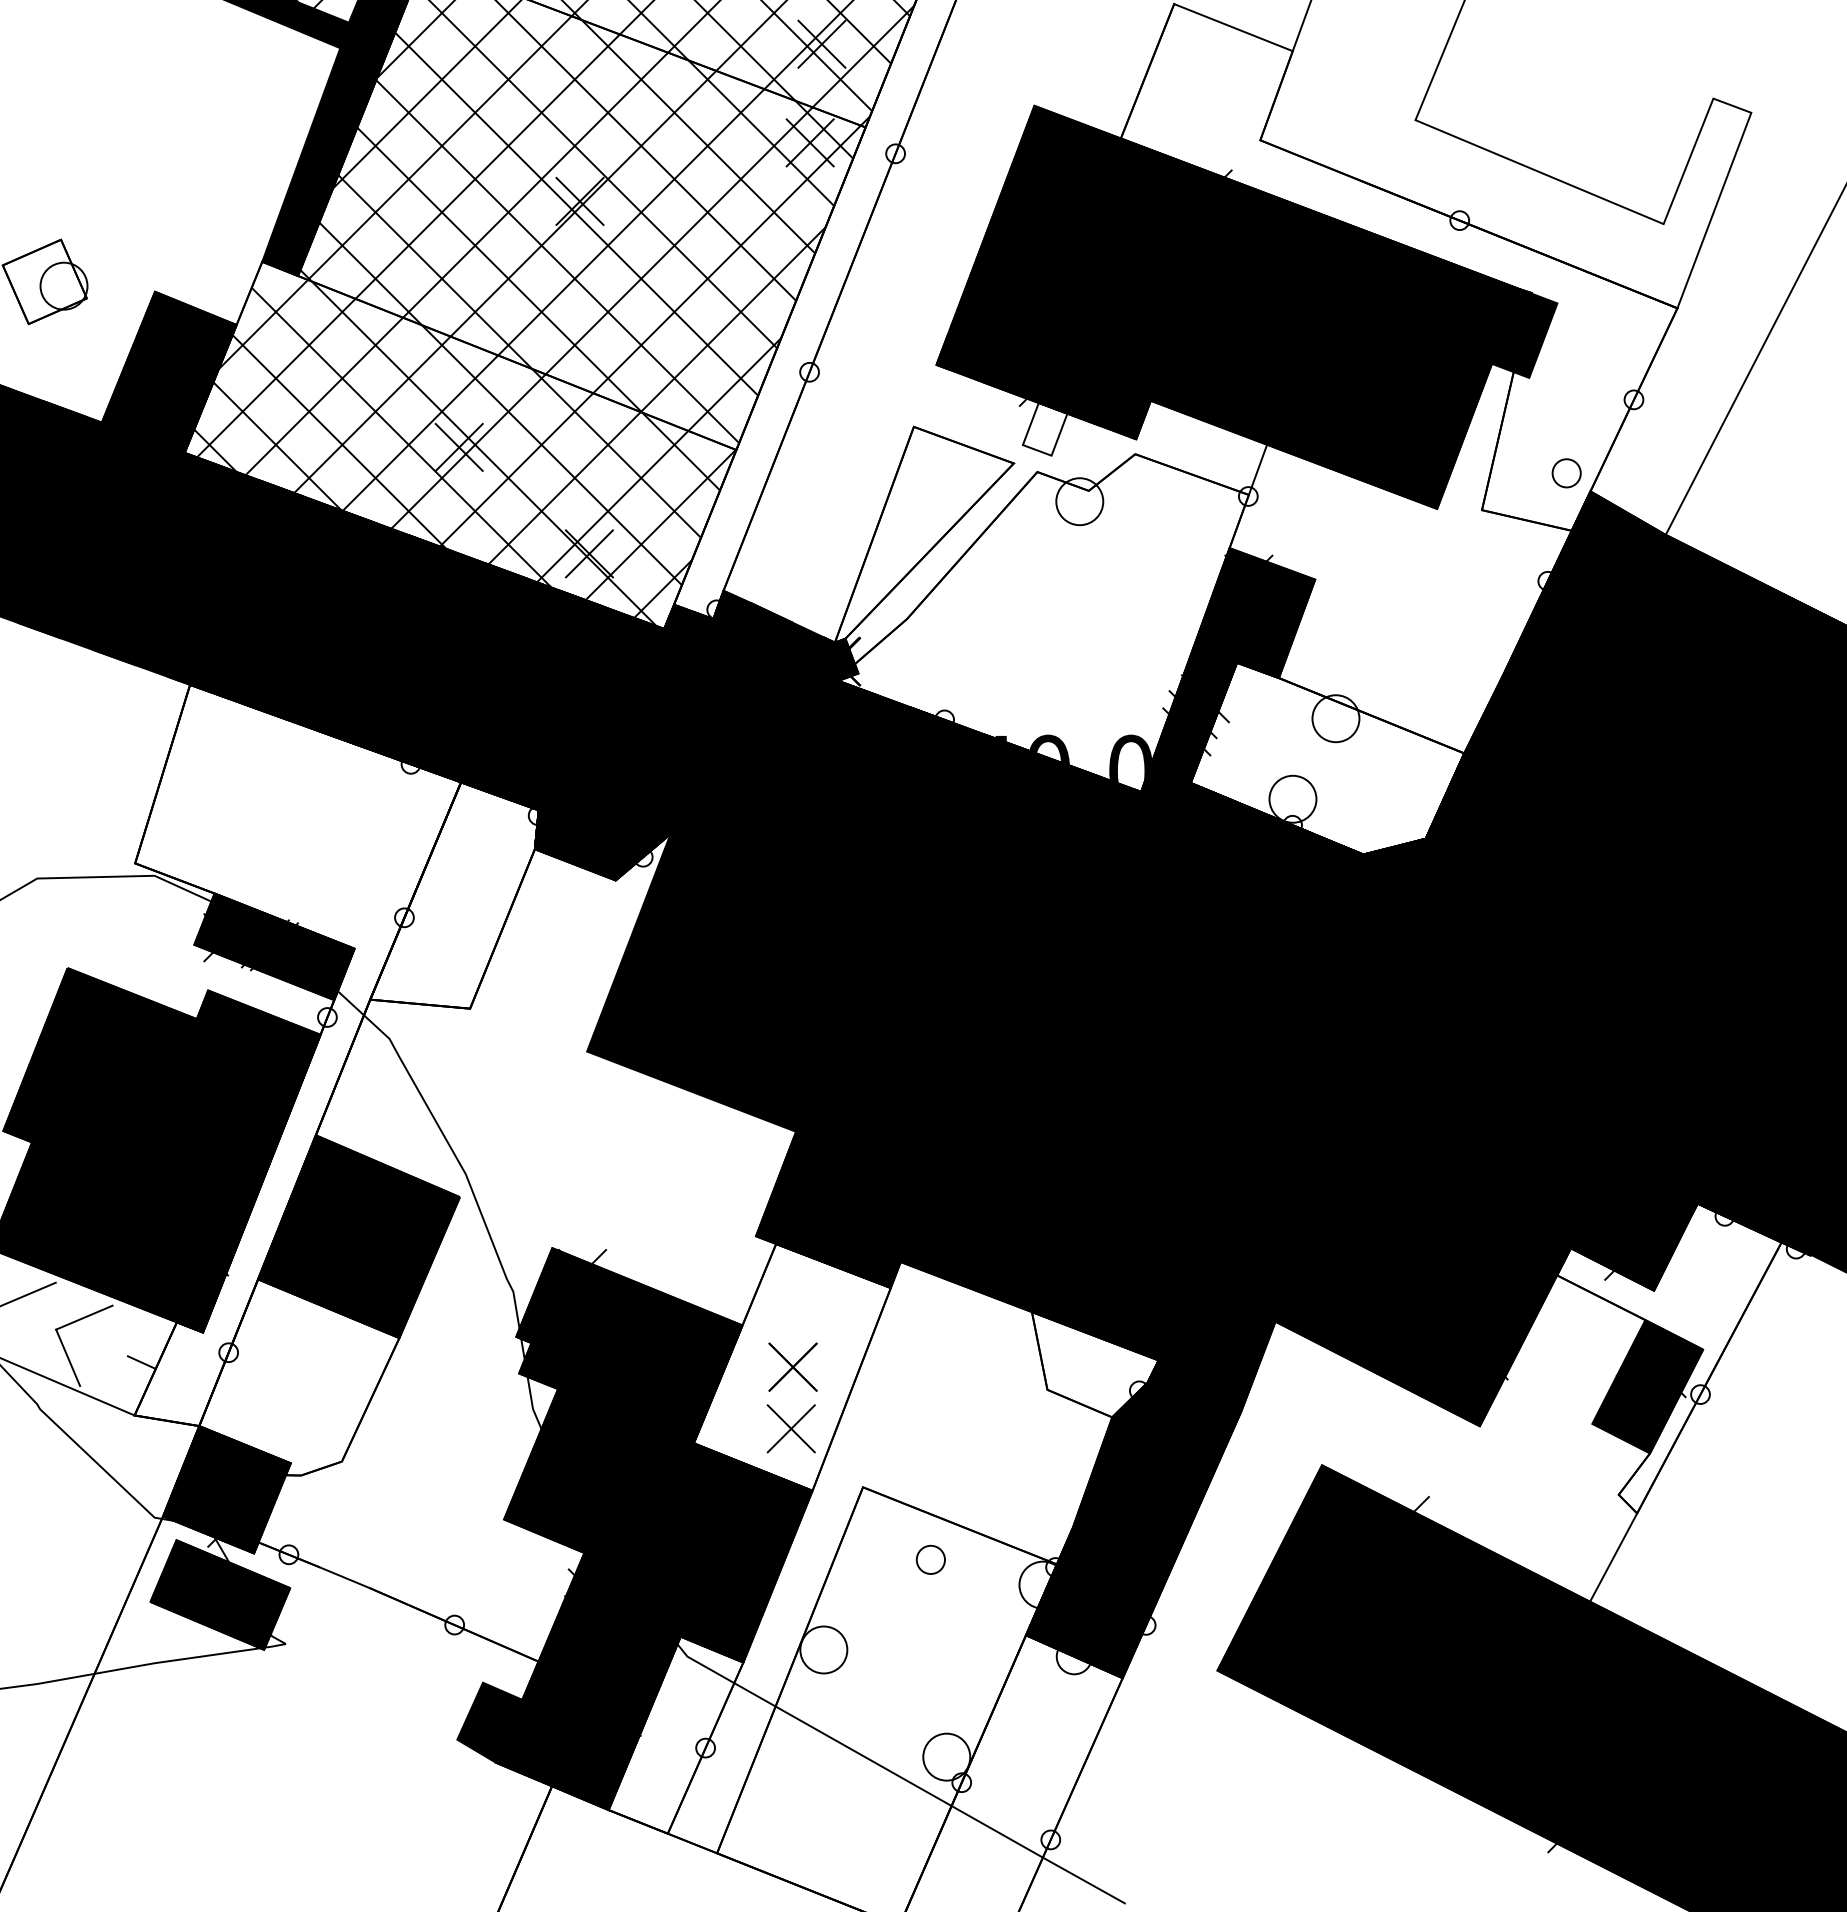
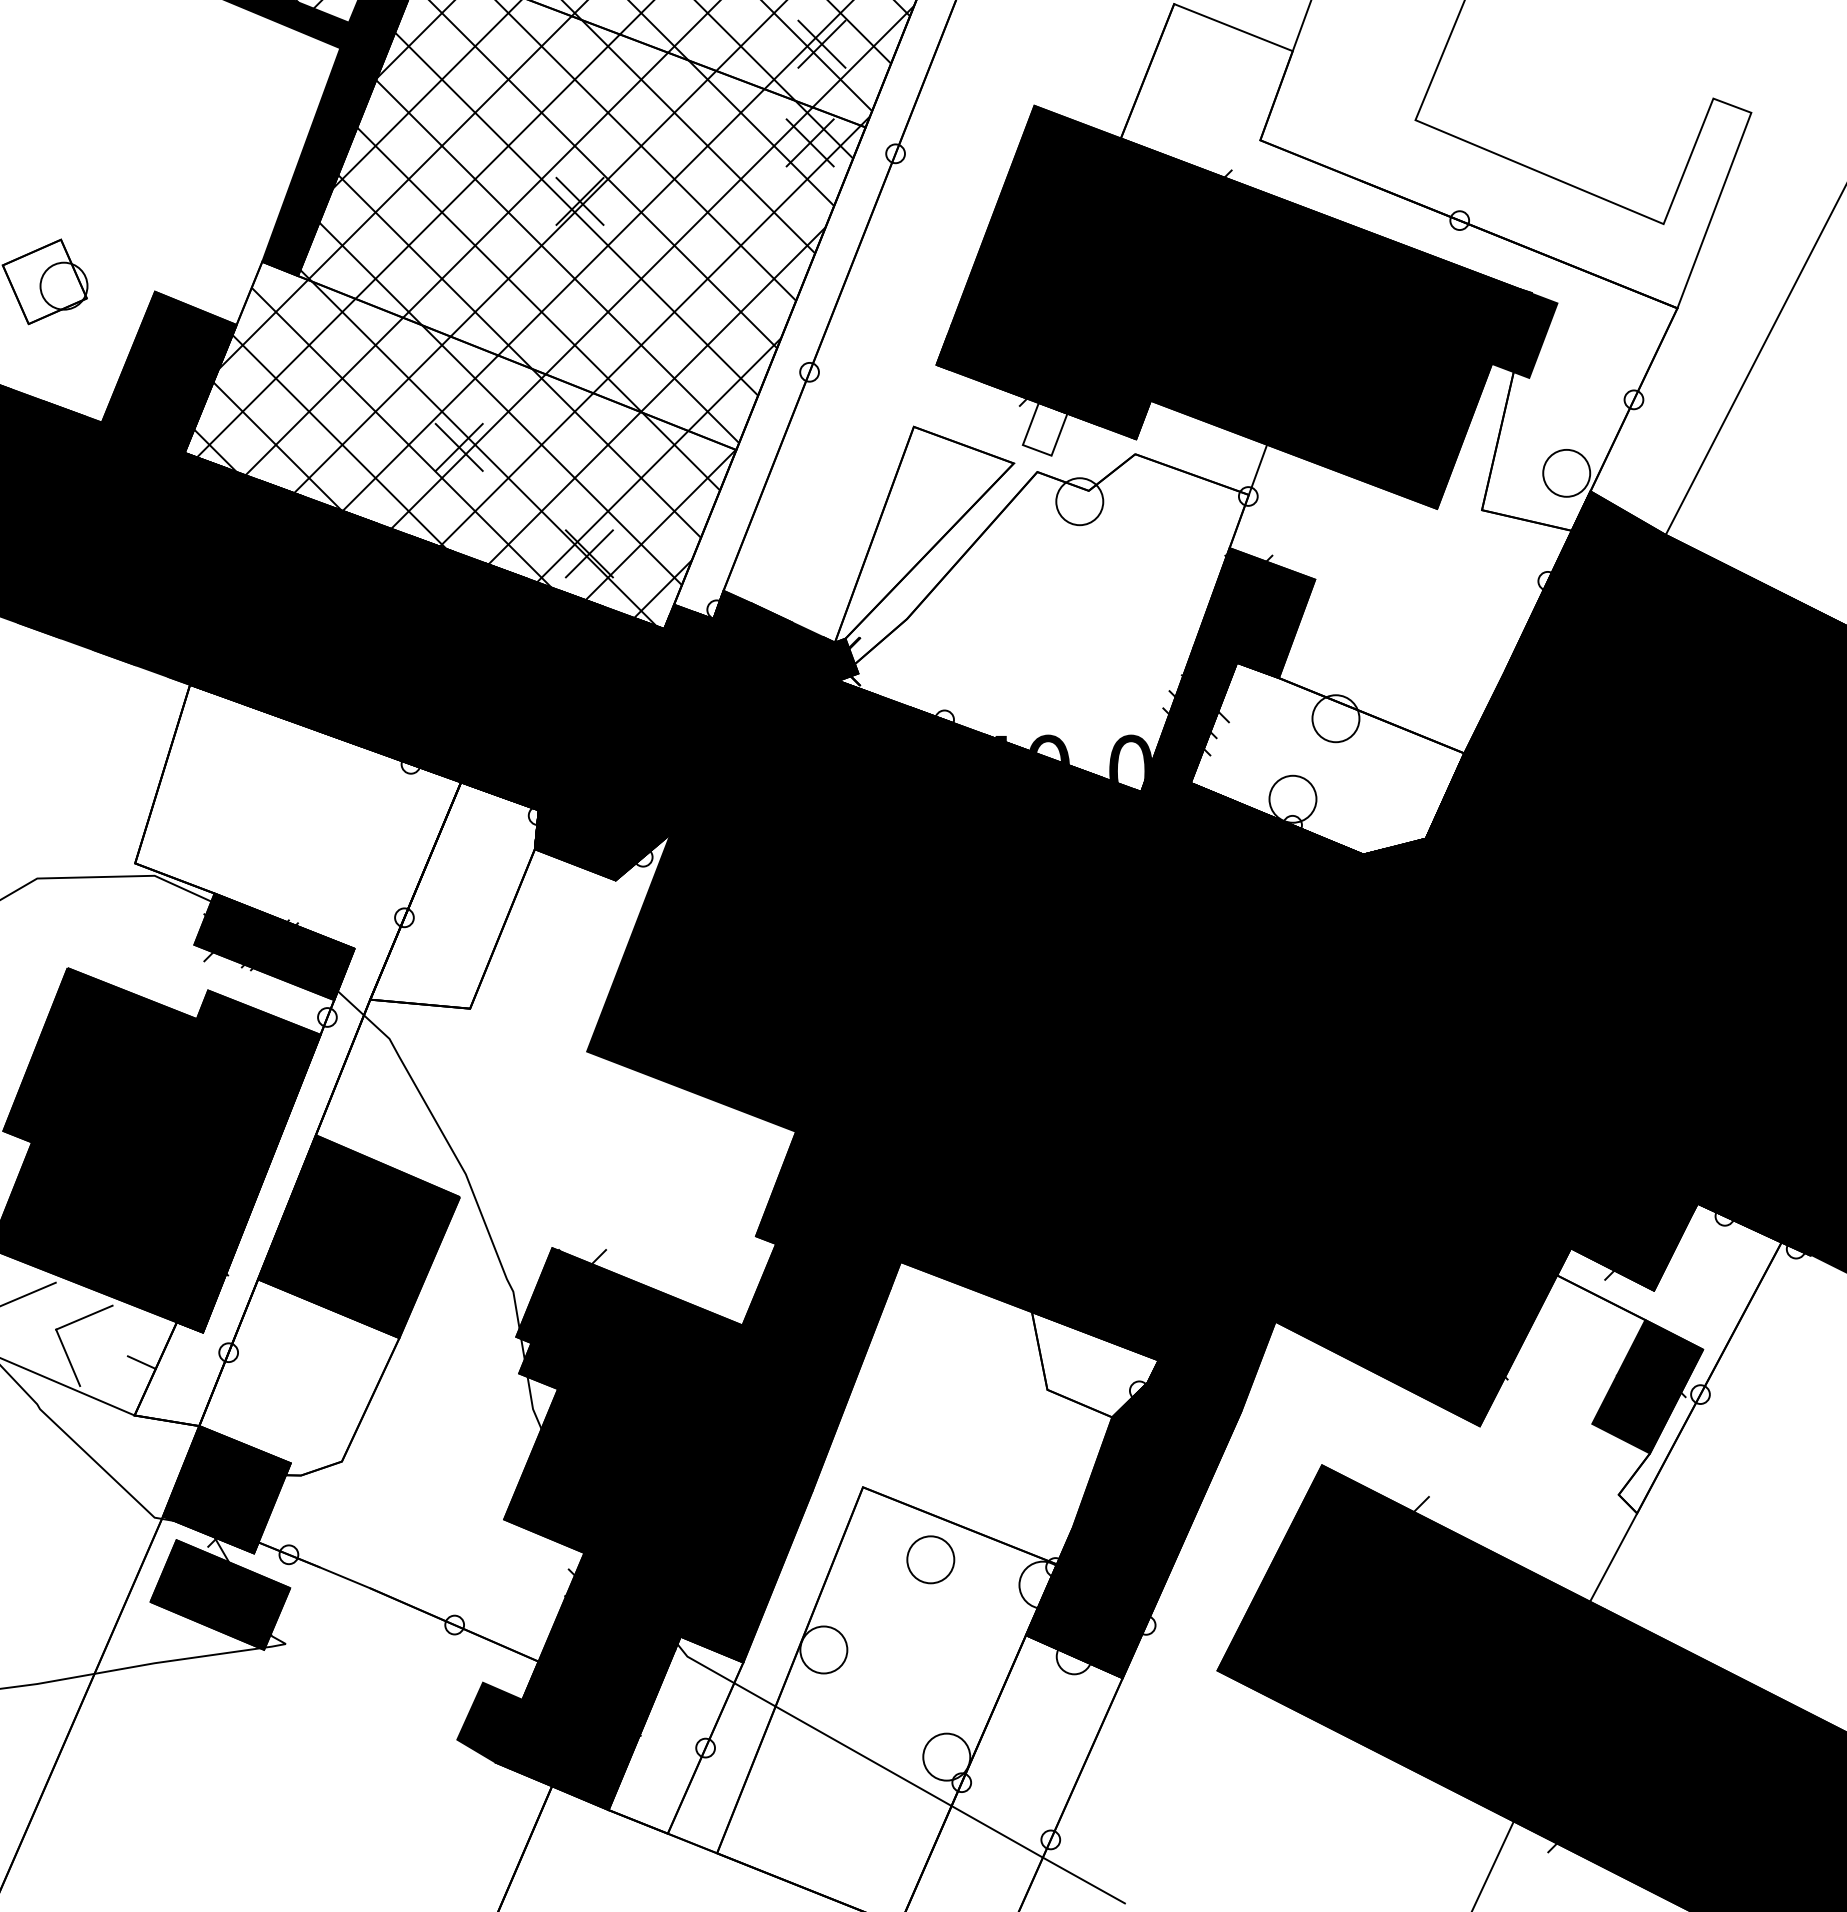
circle diameter: 28 px -> 47 px (1566, 472)
fill: none -> present (791, 1367)
circle size: 31x31 px -> 50x50 px (930, 1559)
line: none -> present (1493, 1864)
